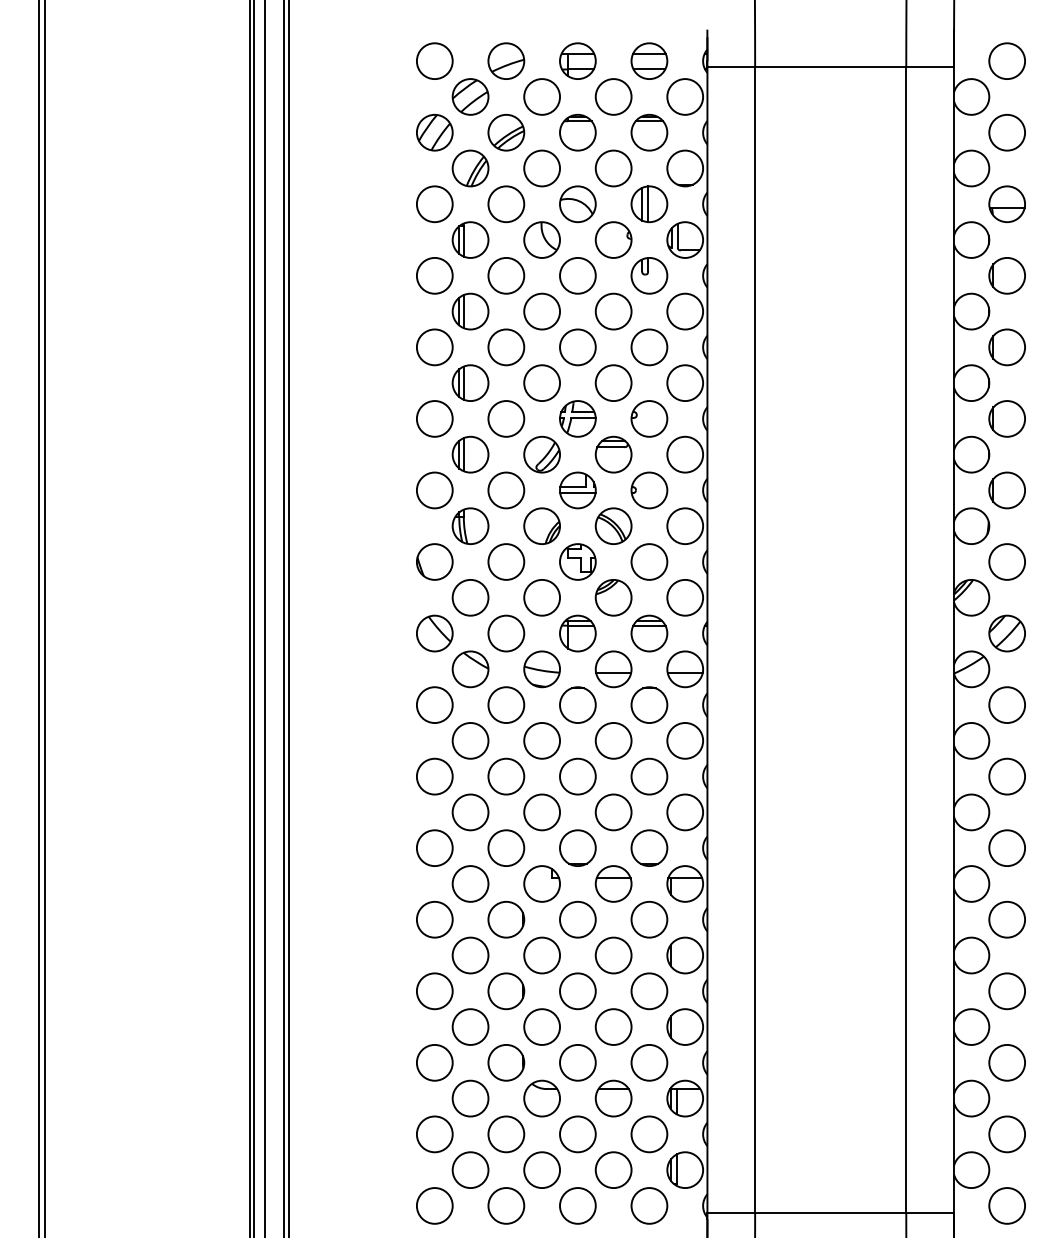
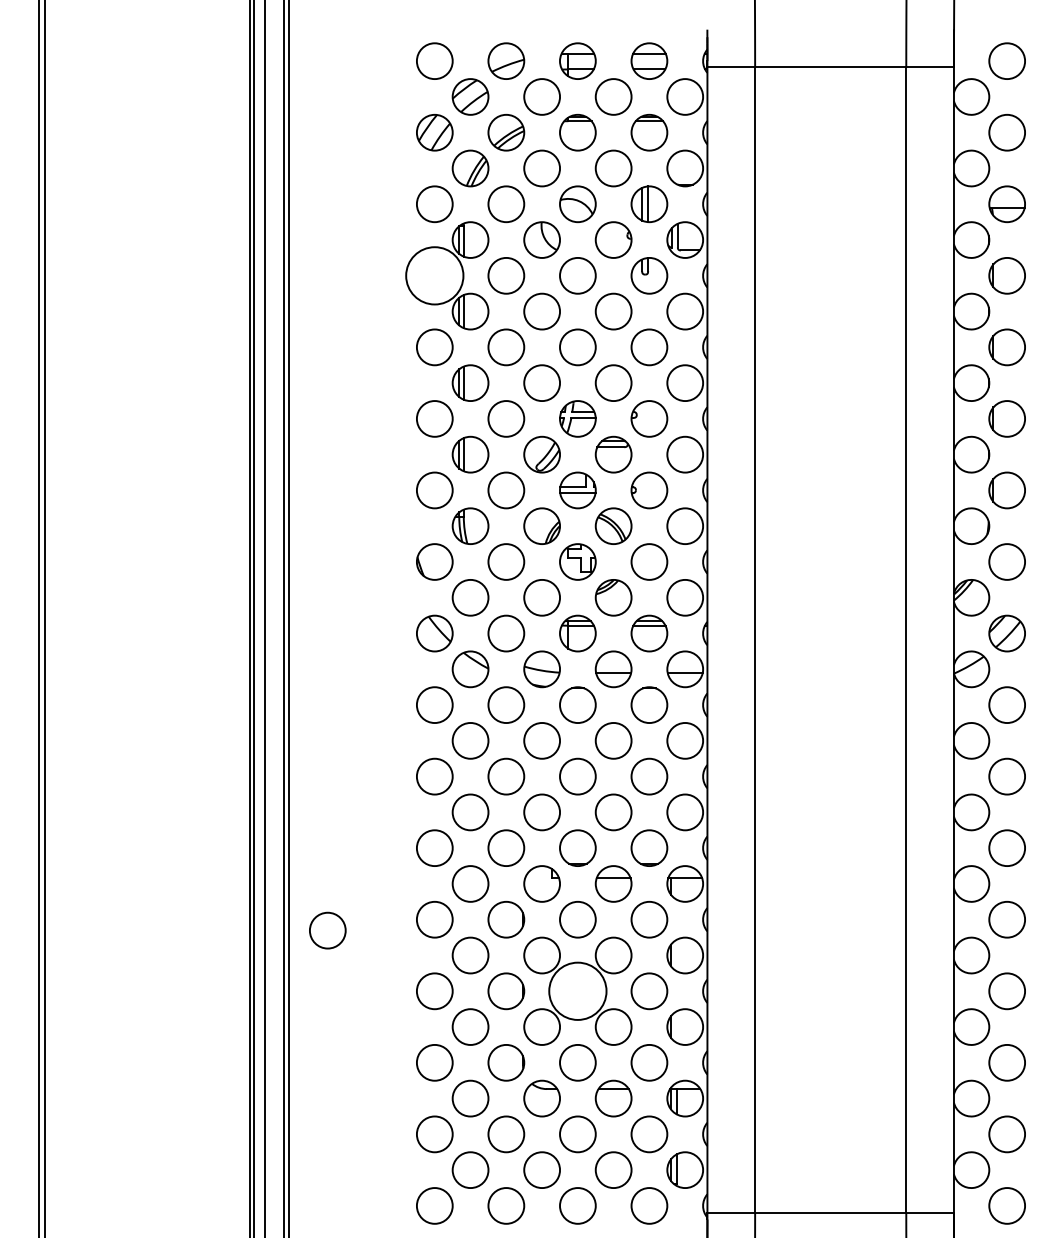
circle diameter: 36 px -> 57 px (434, 275)
circle: none -> present (327, 930)
circle diameter: 36 px -> 57 px (577, 990)
